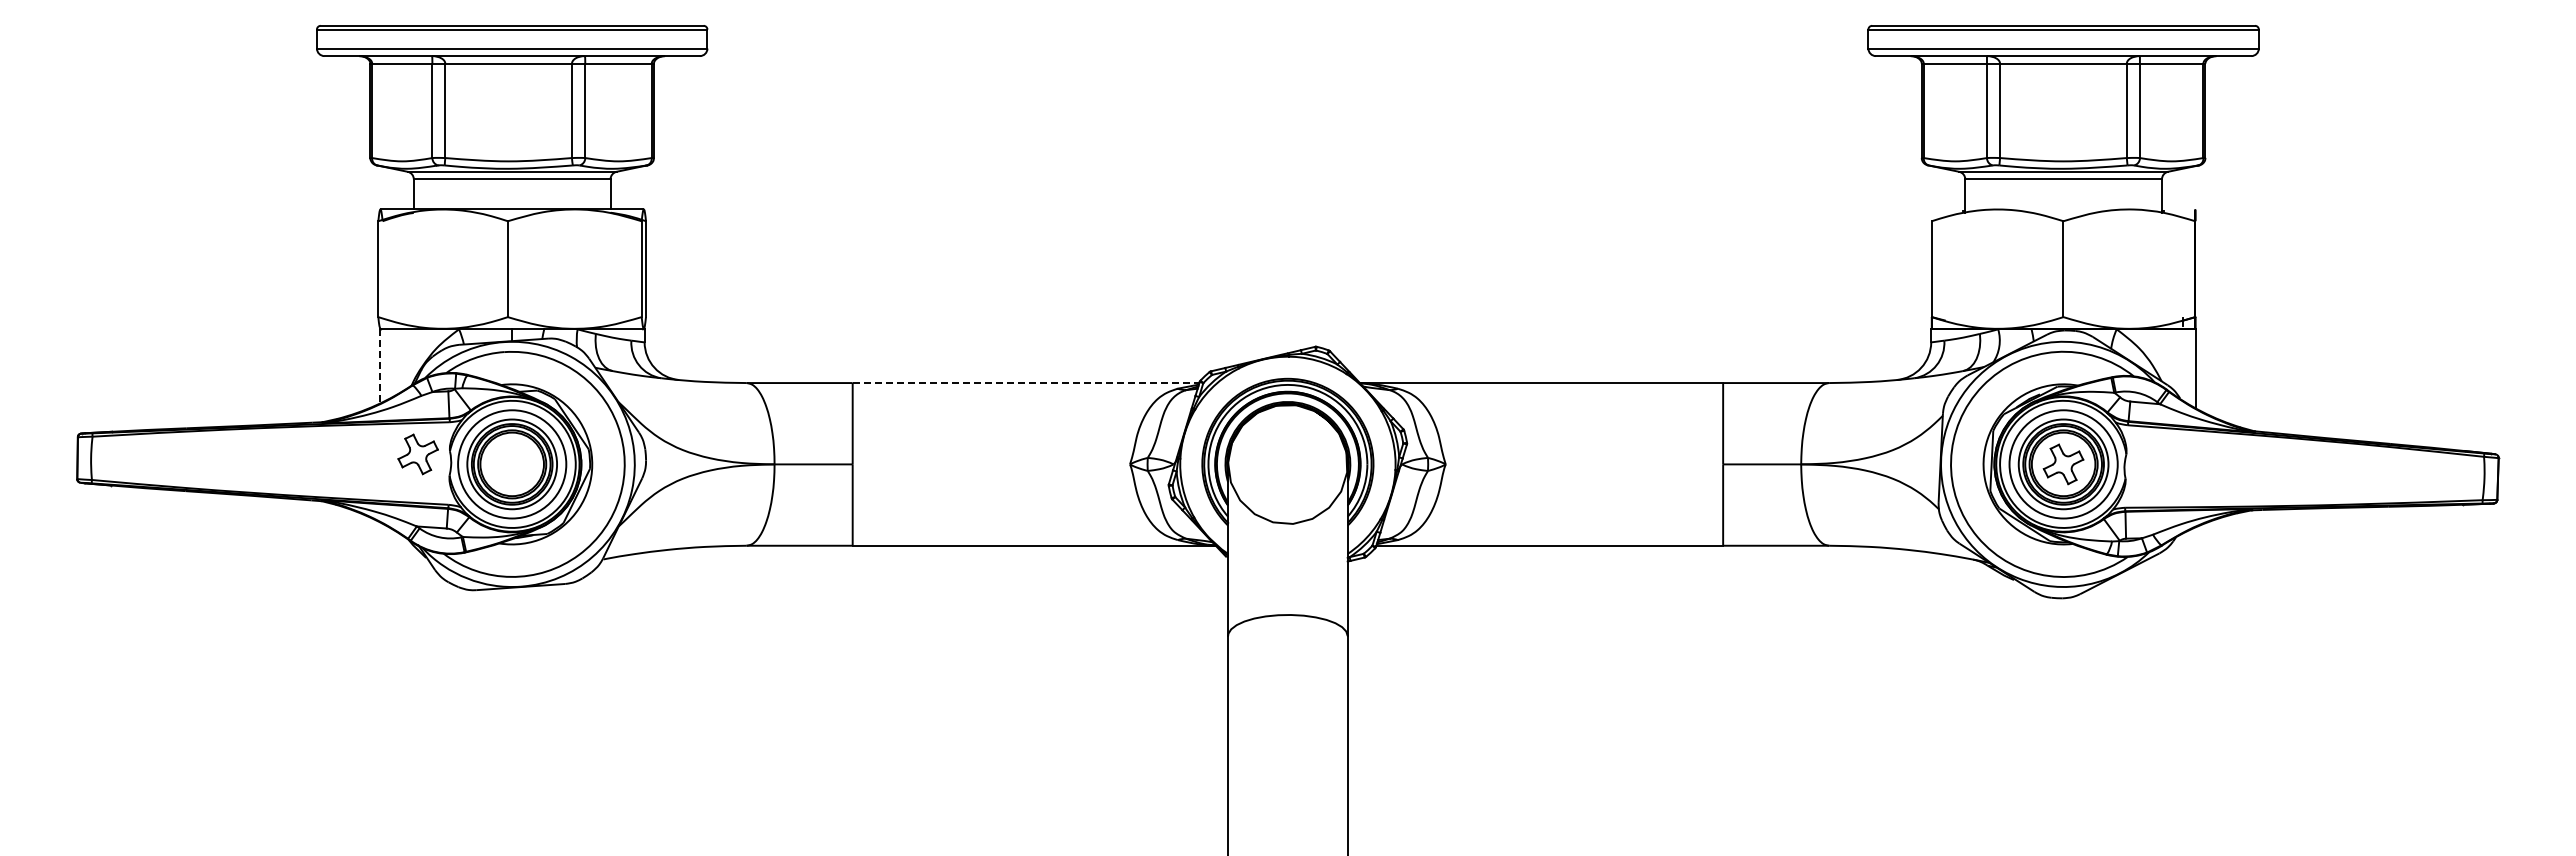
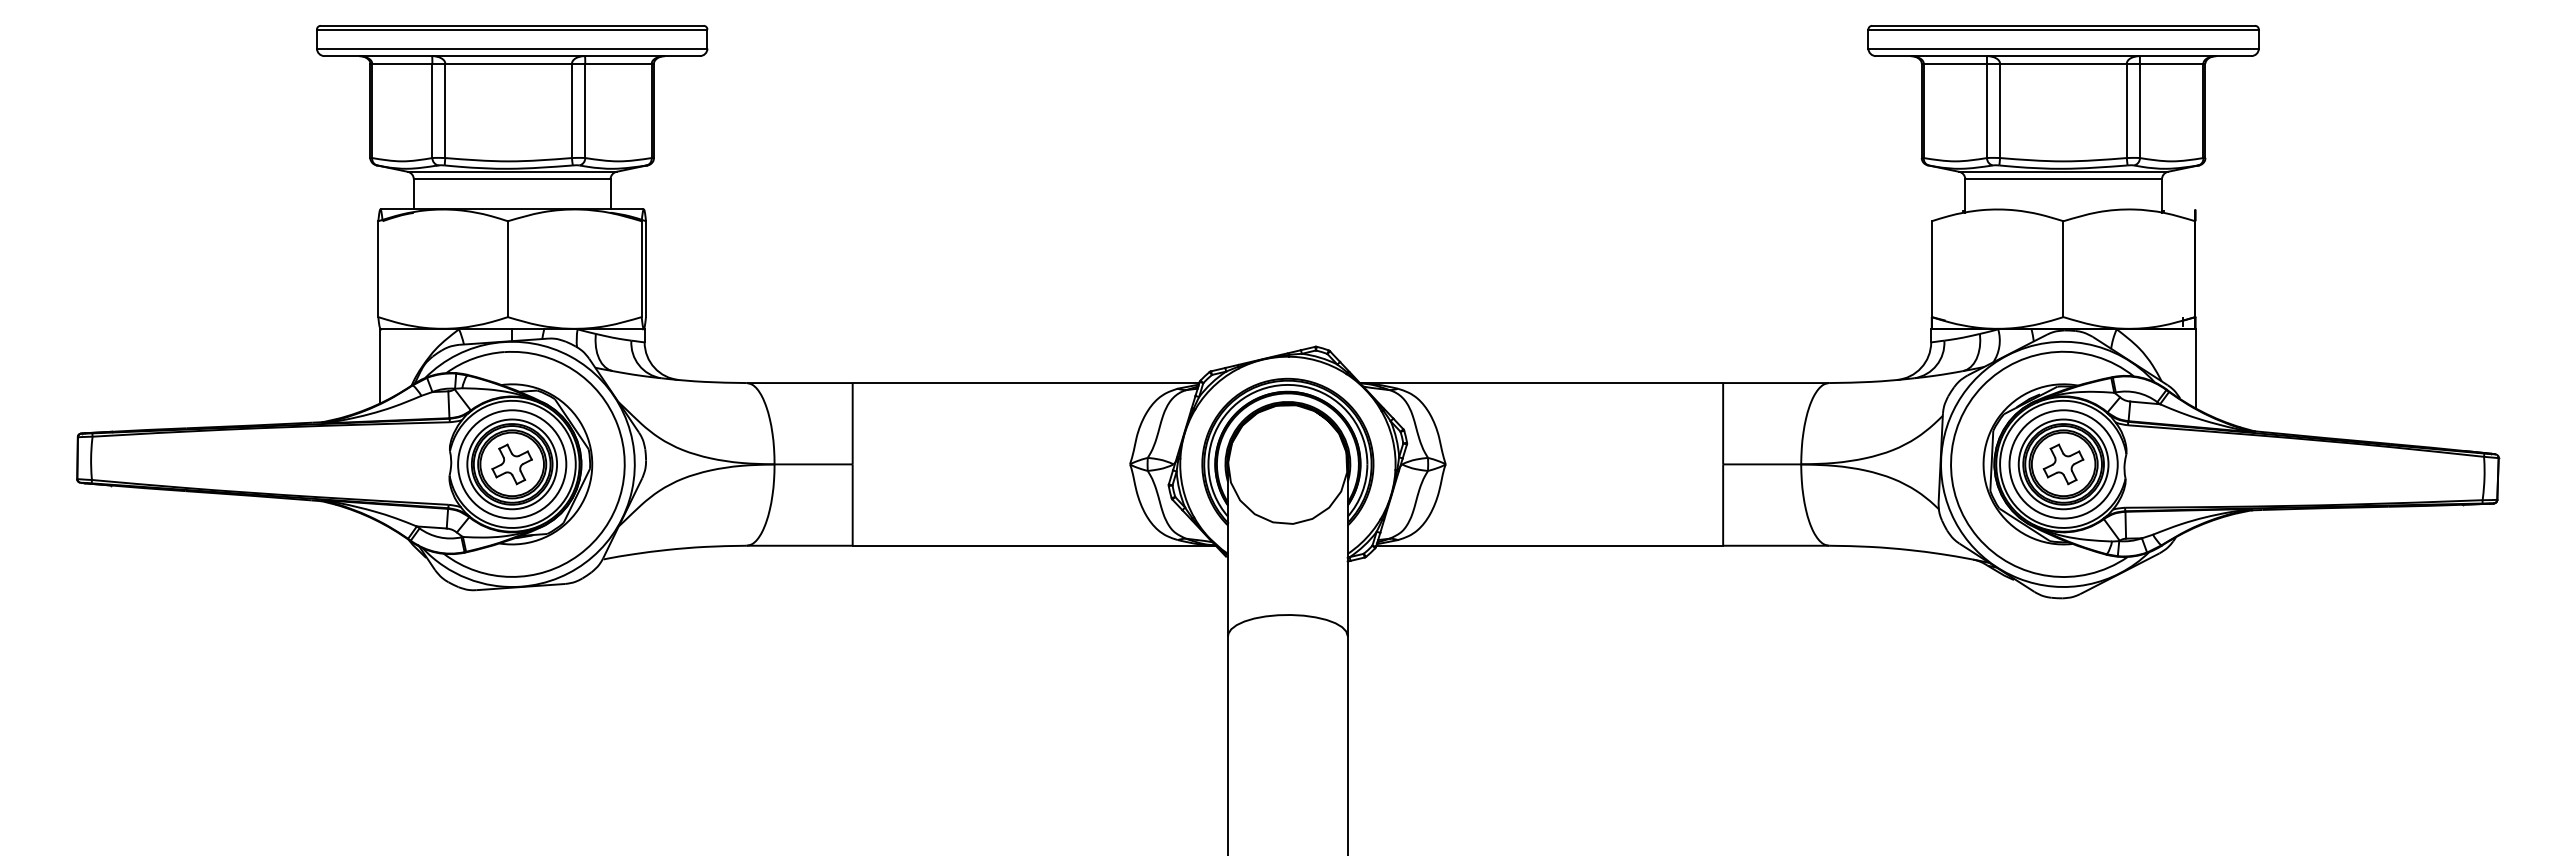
line: dashed -> solid (379, 367)
line: dashed -> solid (1026, 383)
part position: (417, 454) -> (511, 464) (511, 464)
